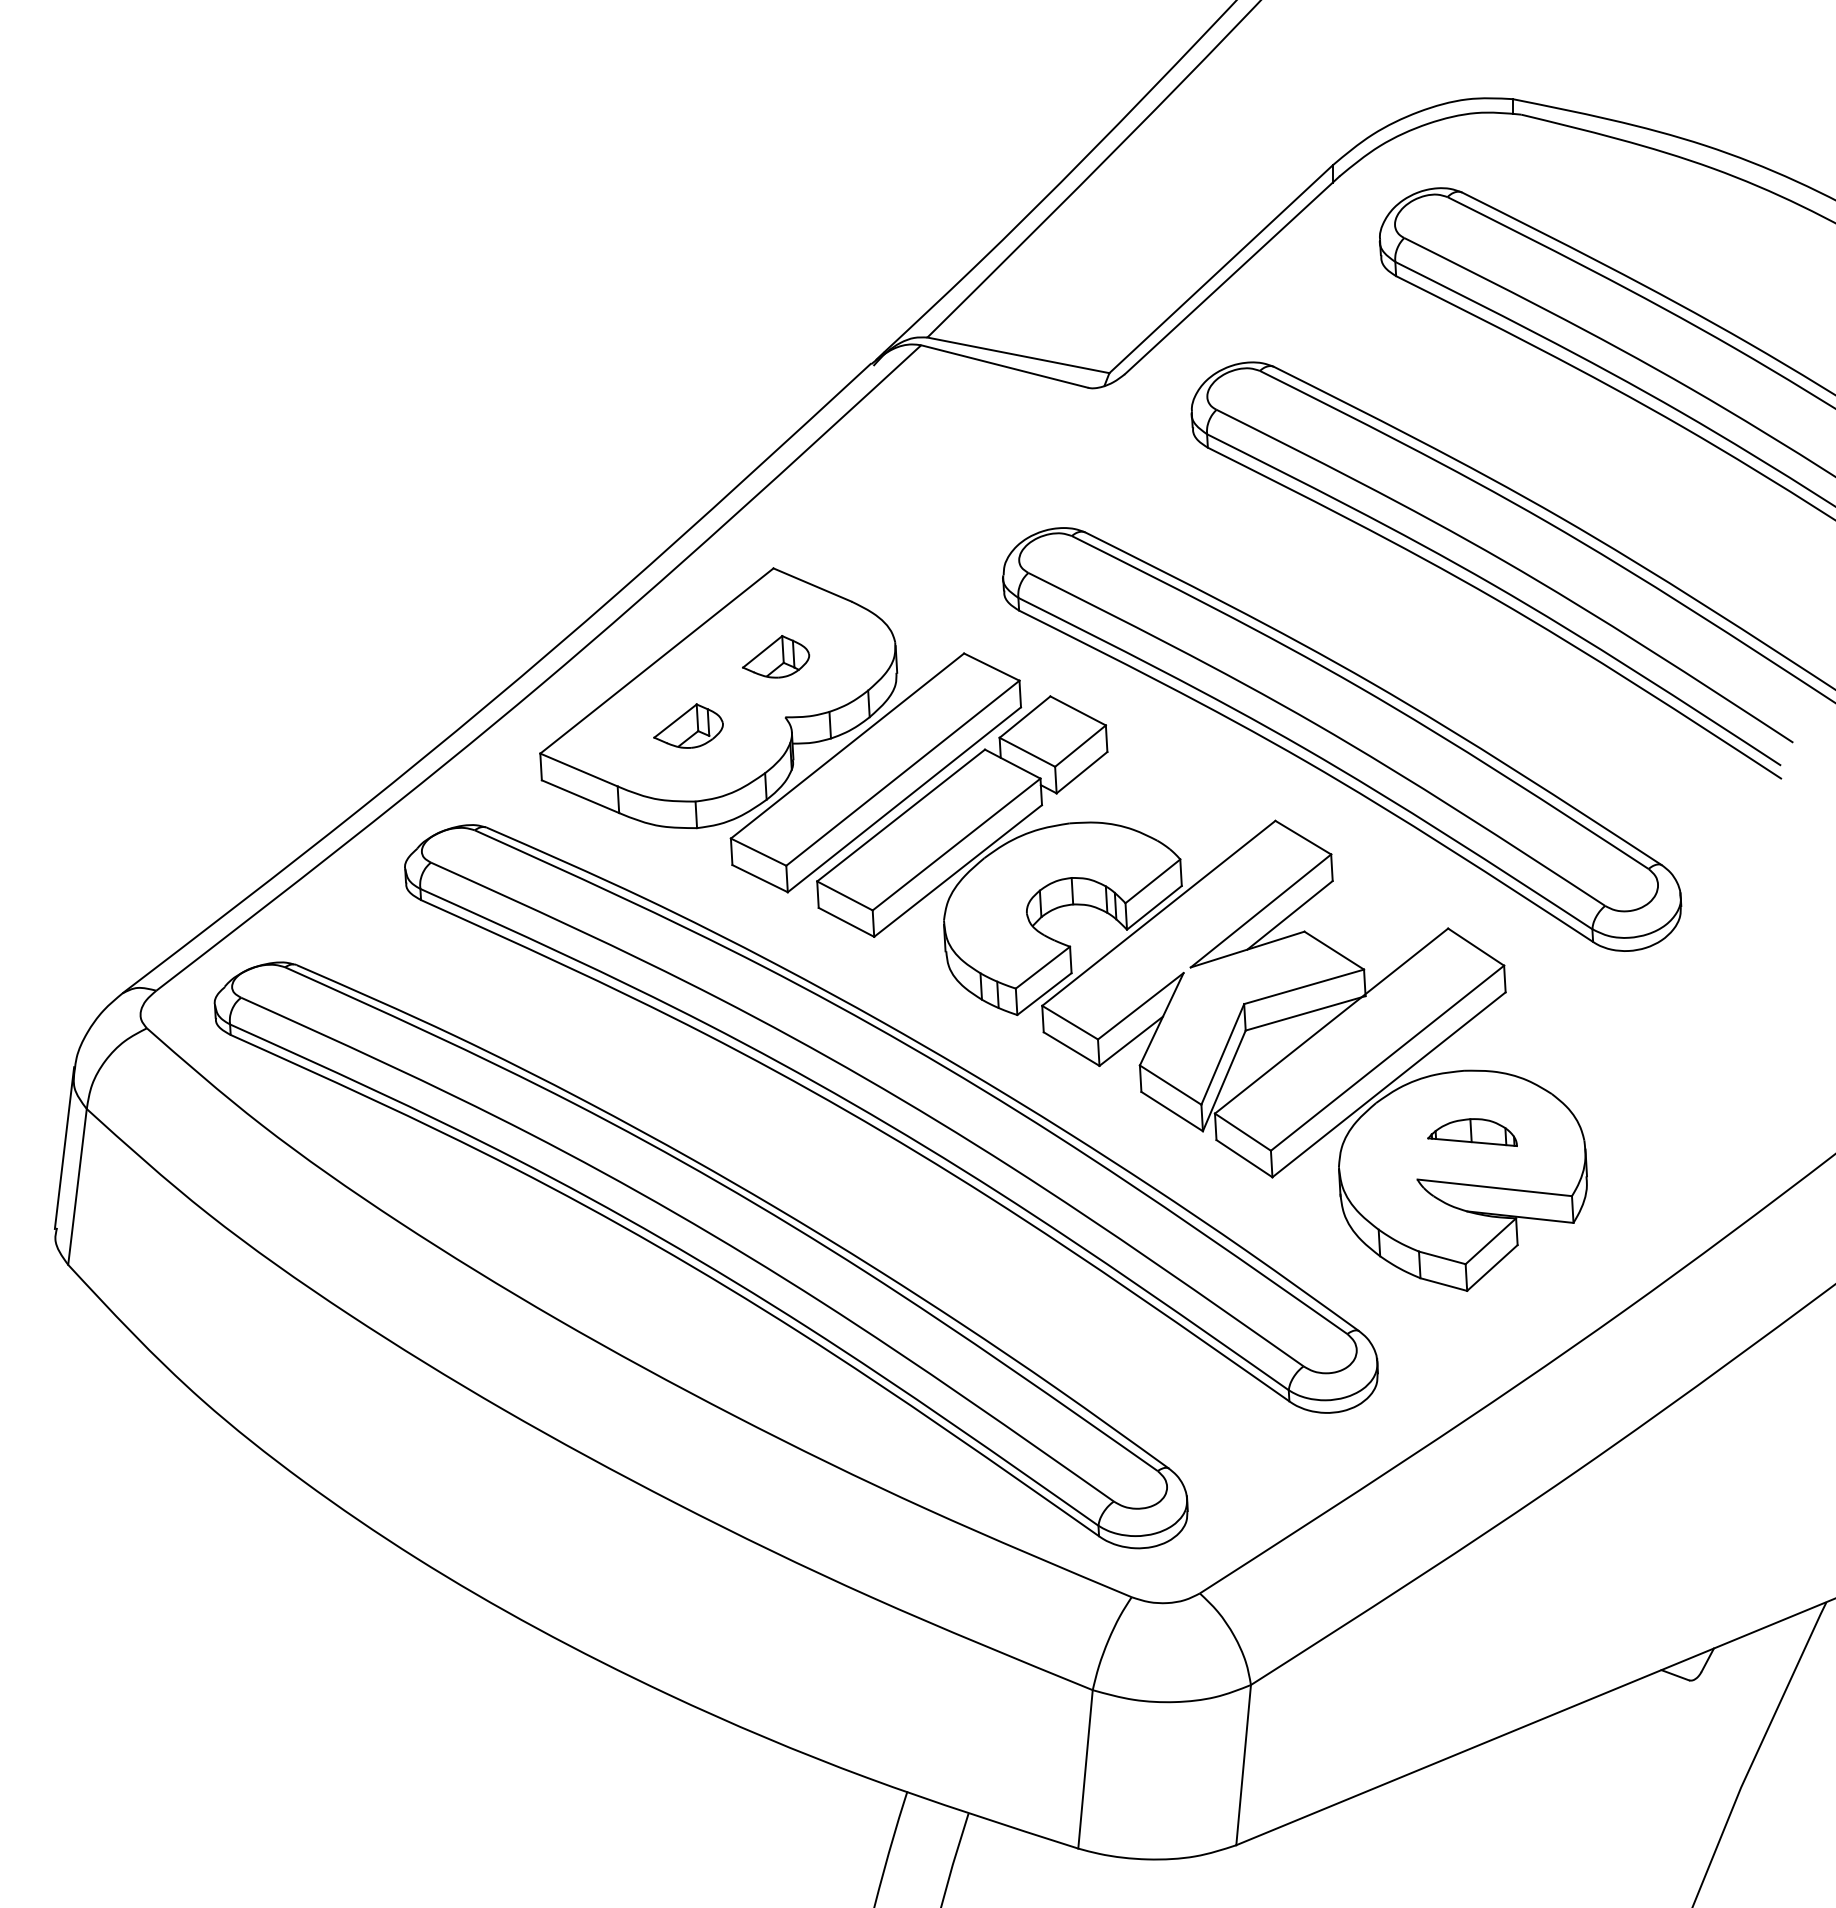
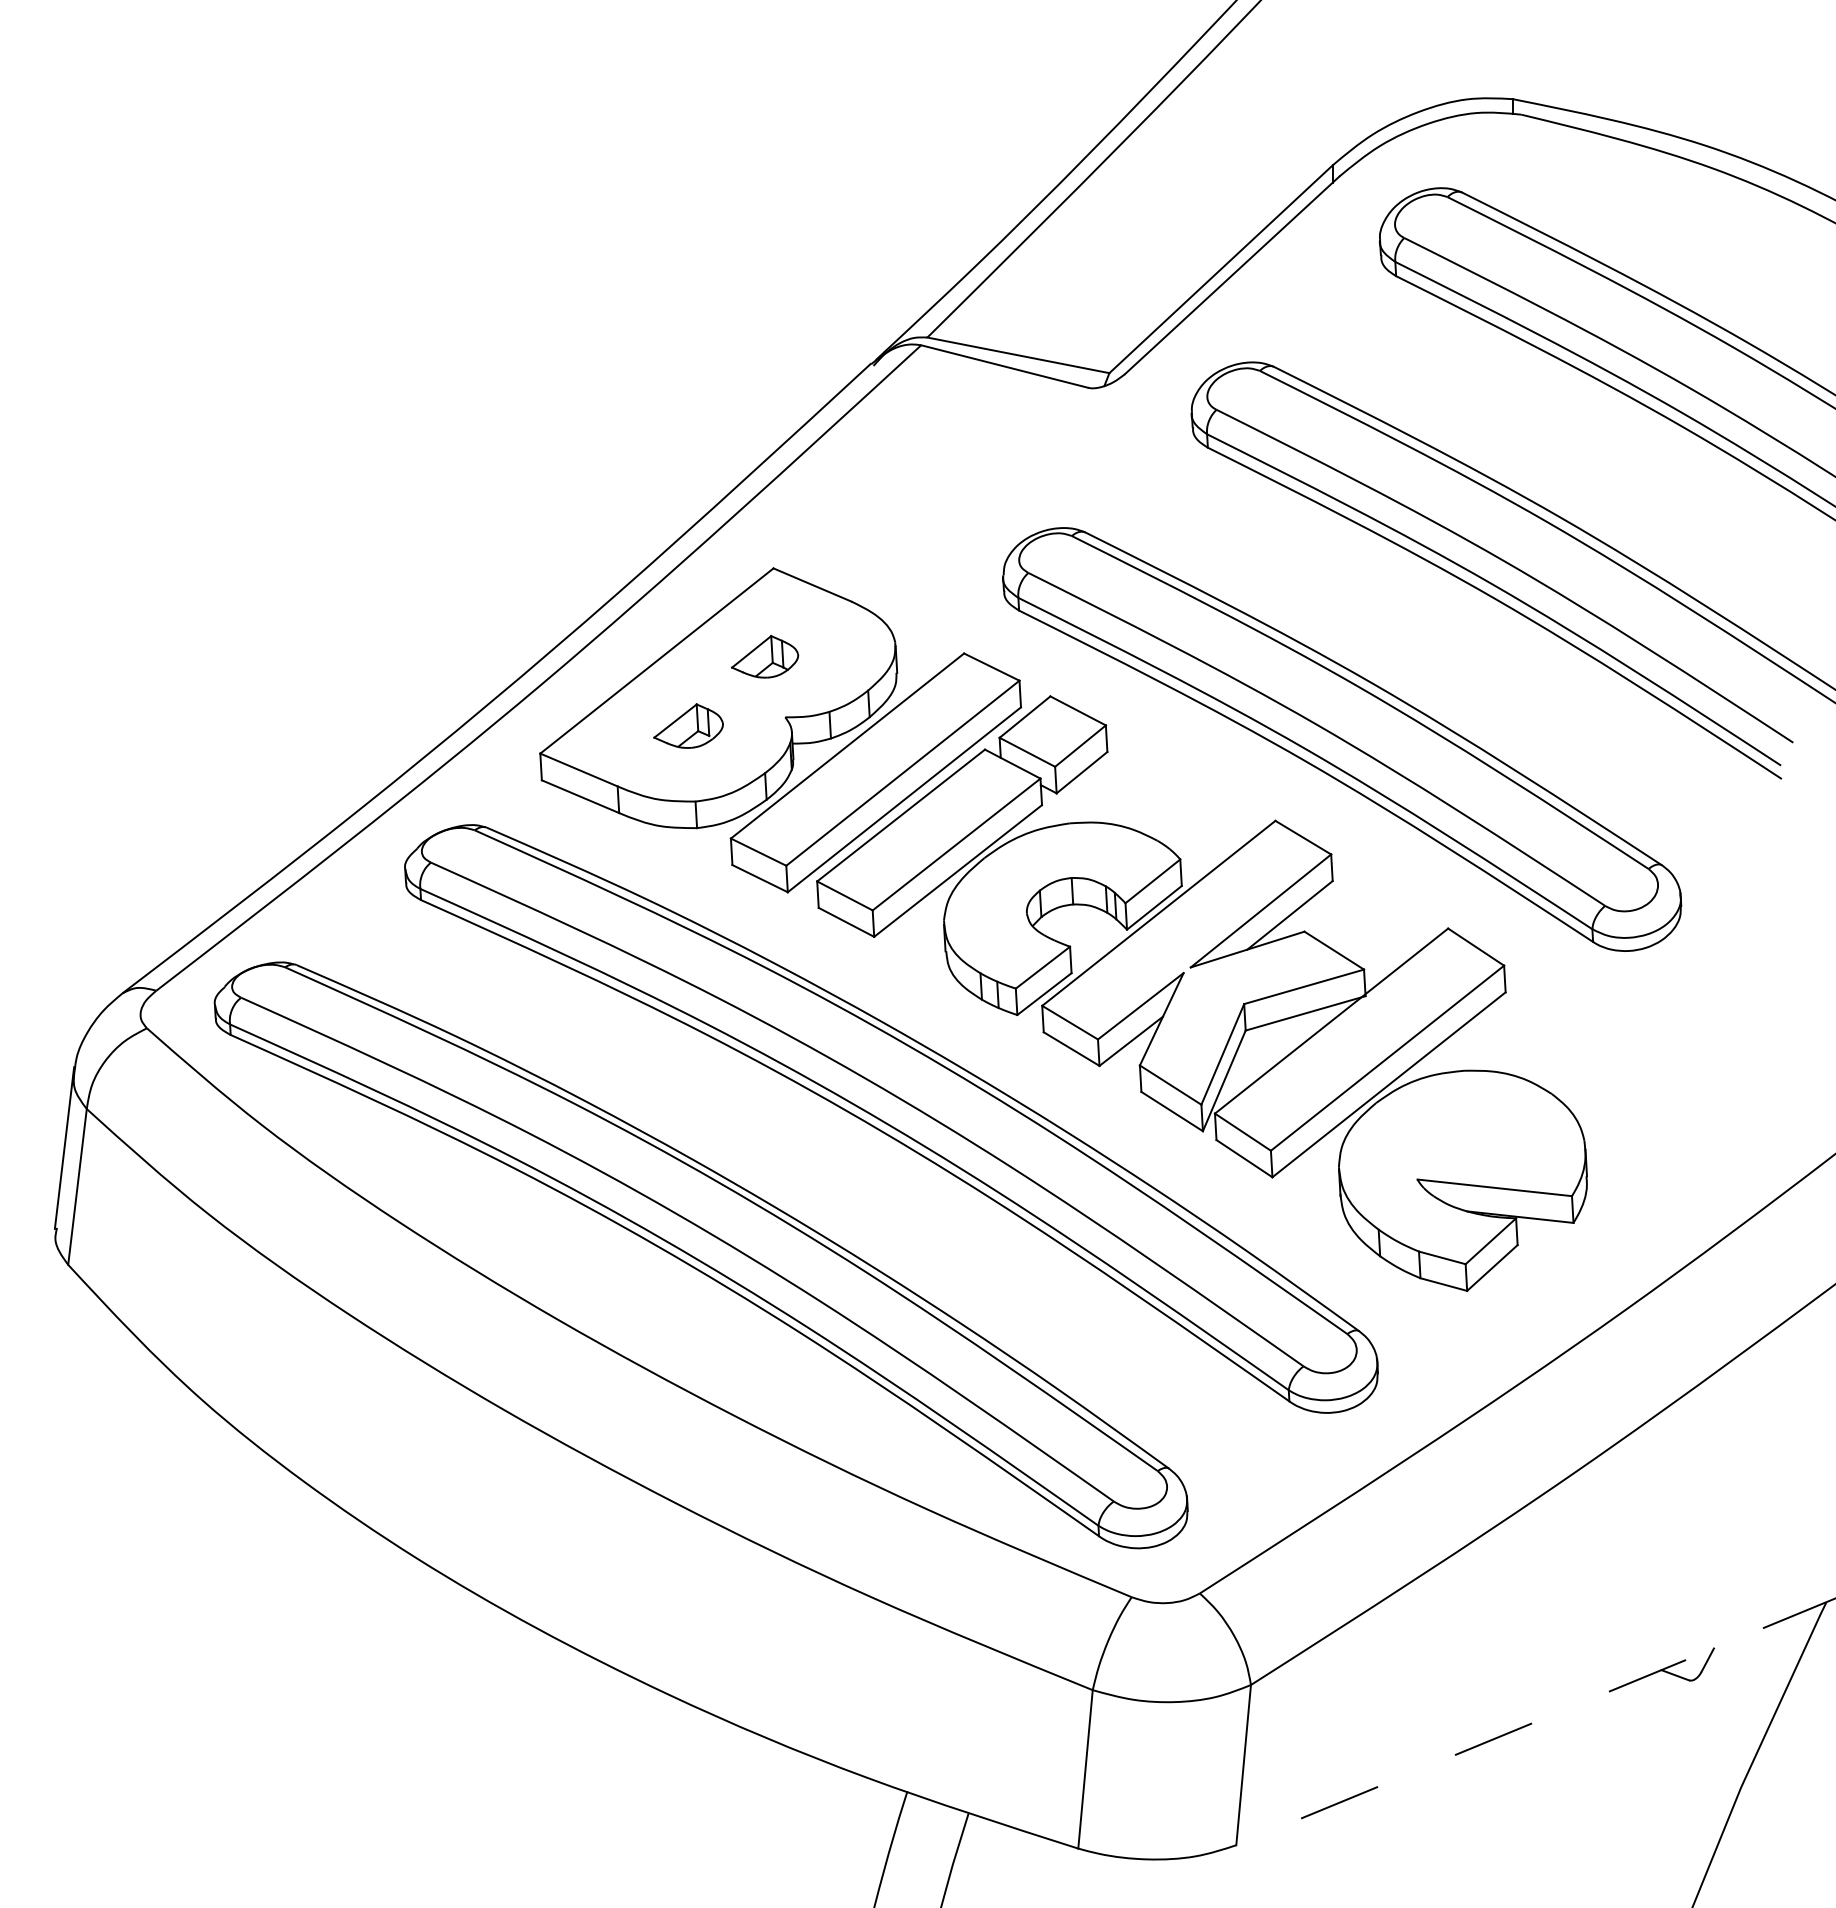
part position: (776, 656) -> (765, 656) (765, 656)
part: present -> none (1472, 1132)
line: solid -> dashed (1535, 1721)
